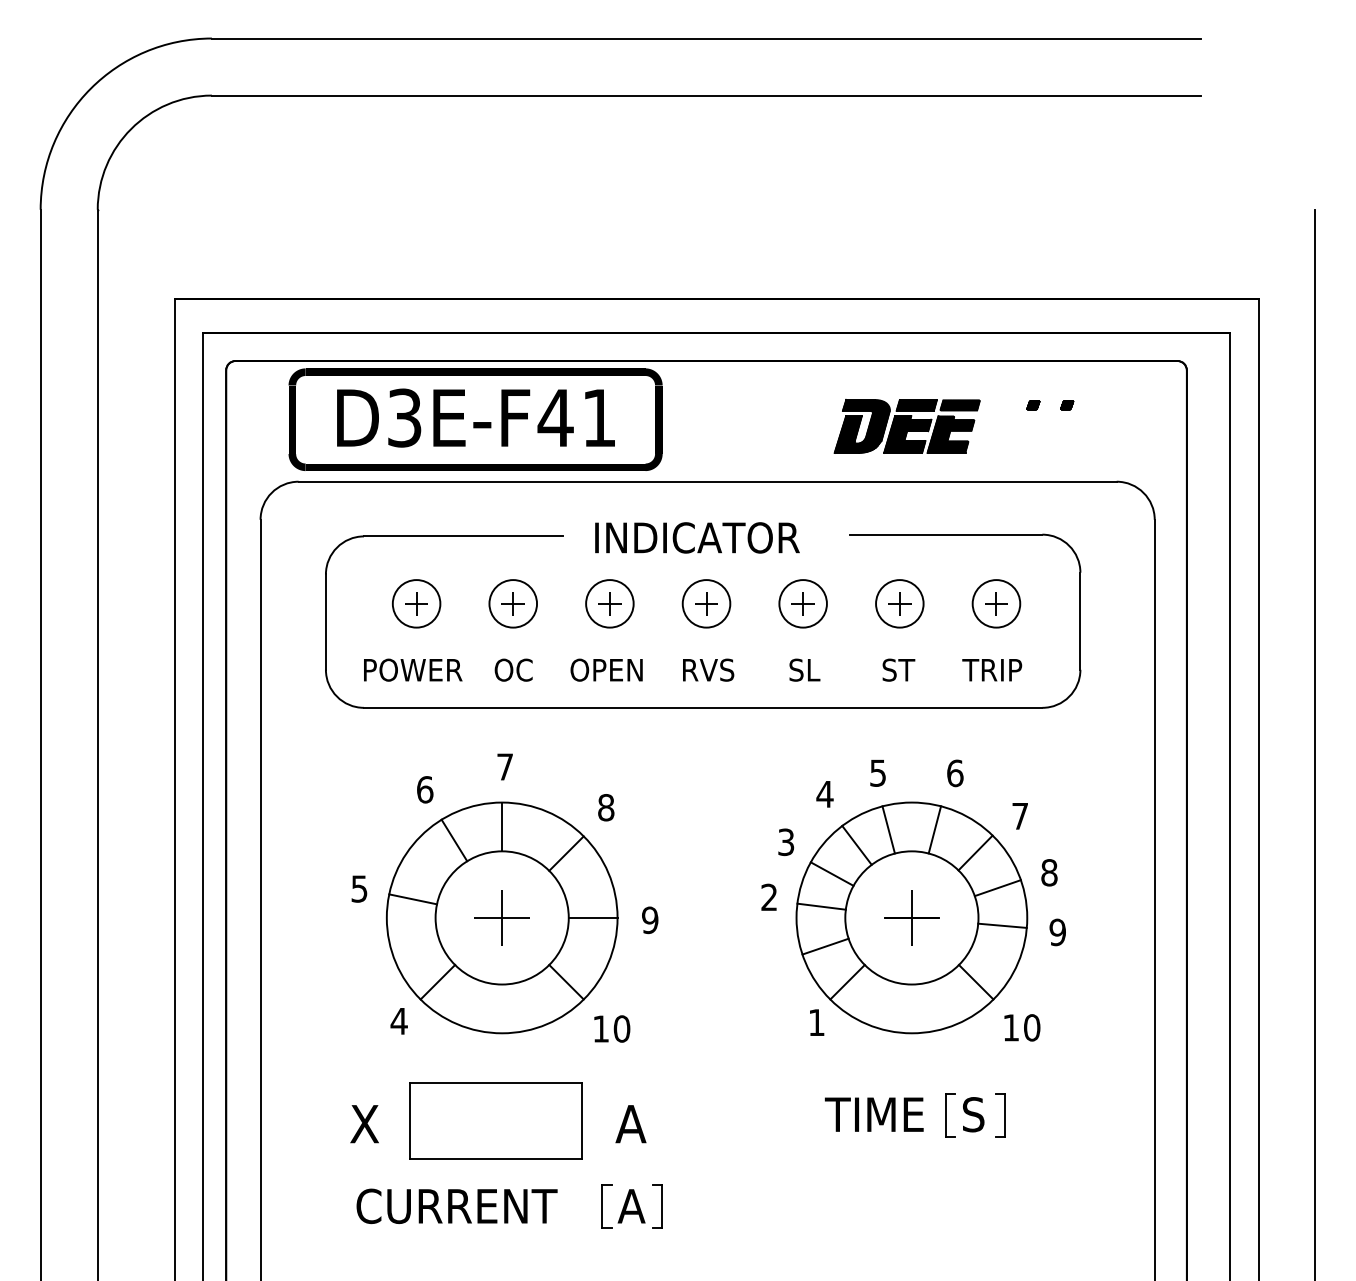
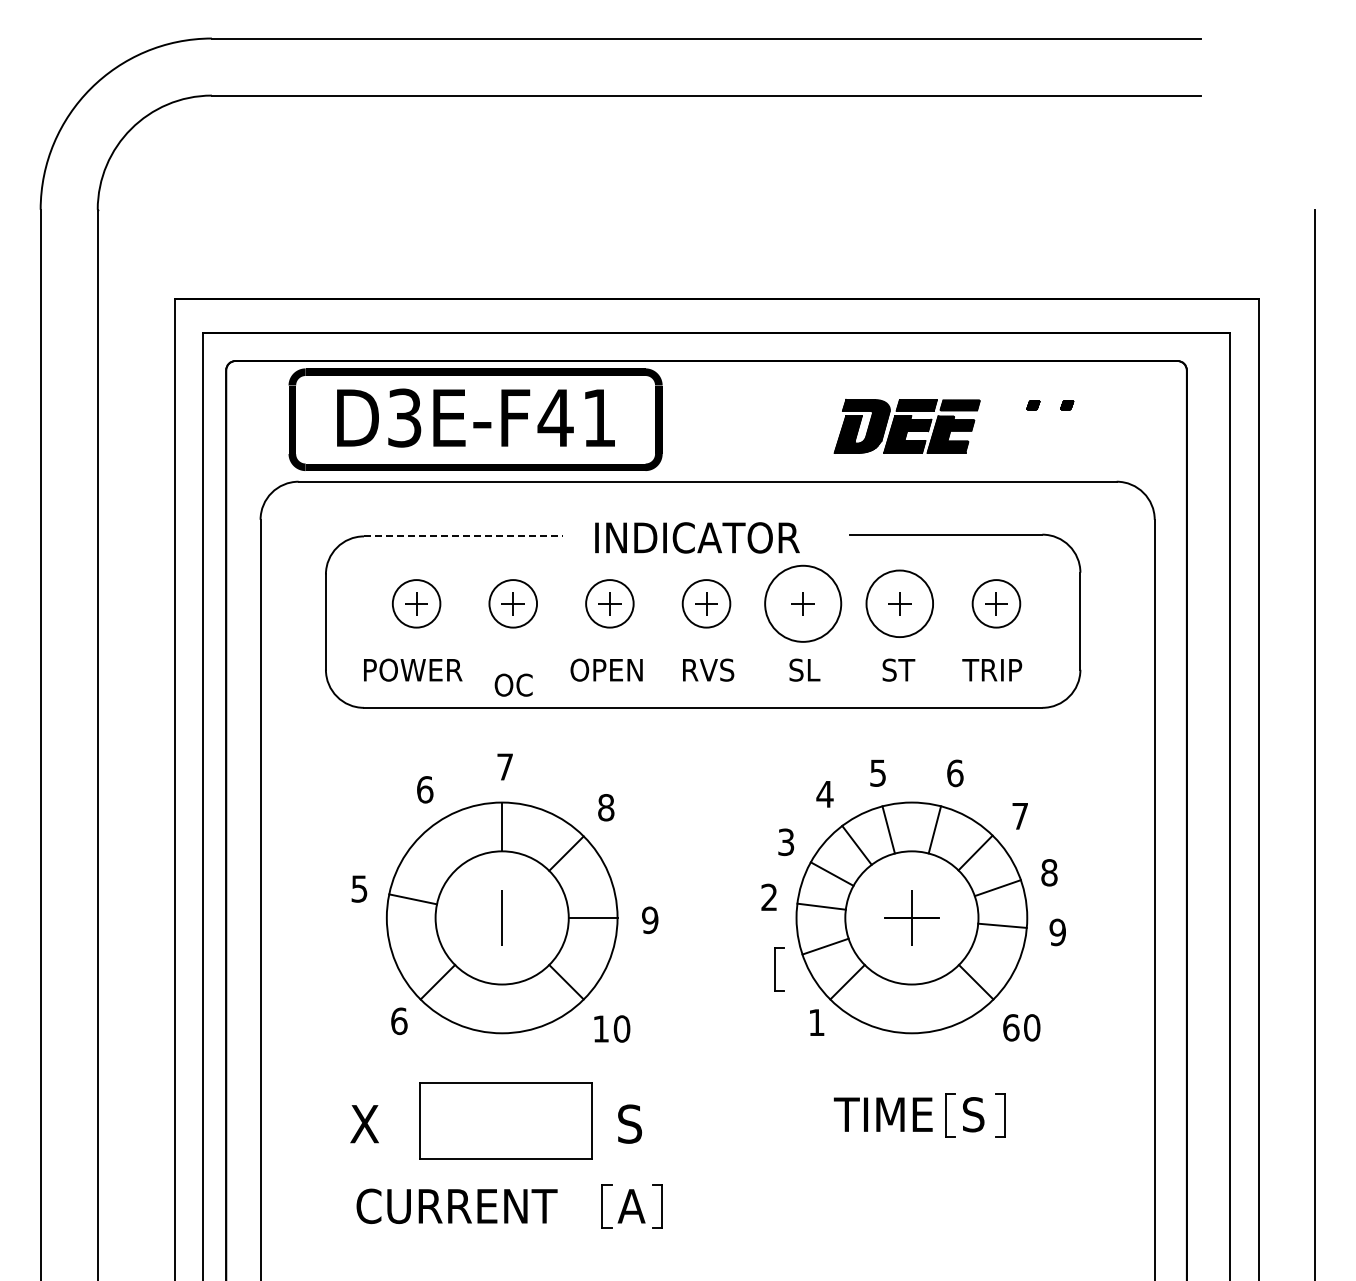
line: solid -> dashed (463, 536)
circle diameter: 48 px -> 76 px (803, 603)
circle diameter: 48 px -> 67 px (899, 603)
text position: (513, 669) -> (513, 684) (513, 684)
line: present -> none (454, 840)
line: present -> none (502, 917)
part: none -> present (779, 969)
text: 4 -> 6 (398, 1021)
text: 10 -> 60 (1011, 1027)
text position: (873, 1114) -> (882, 1114) (882, 1114)
part position: (495, 1120) -> (505, 1120) (505, 1120)
text: A -> S (630, 1123)
